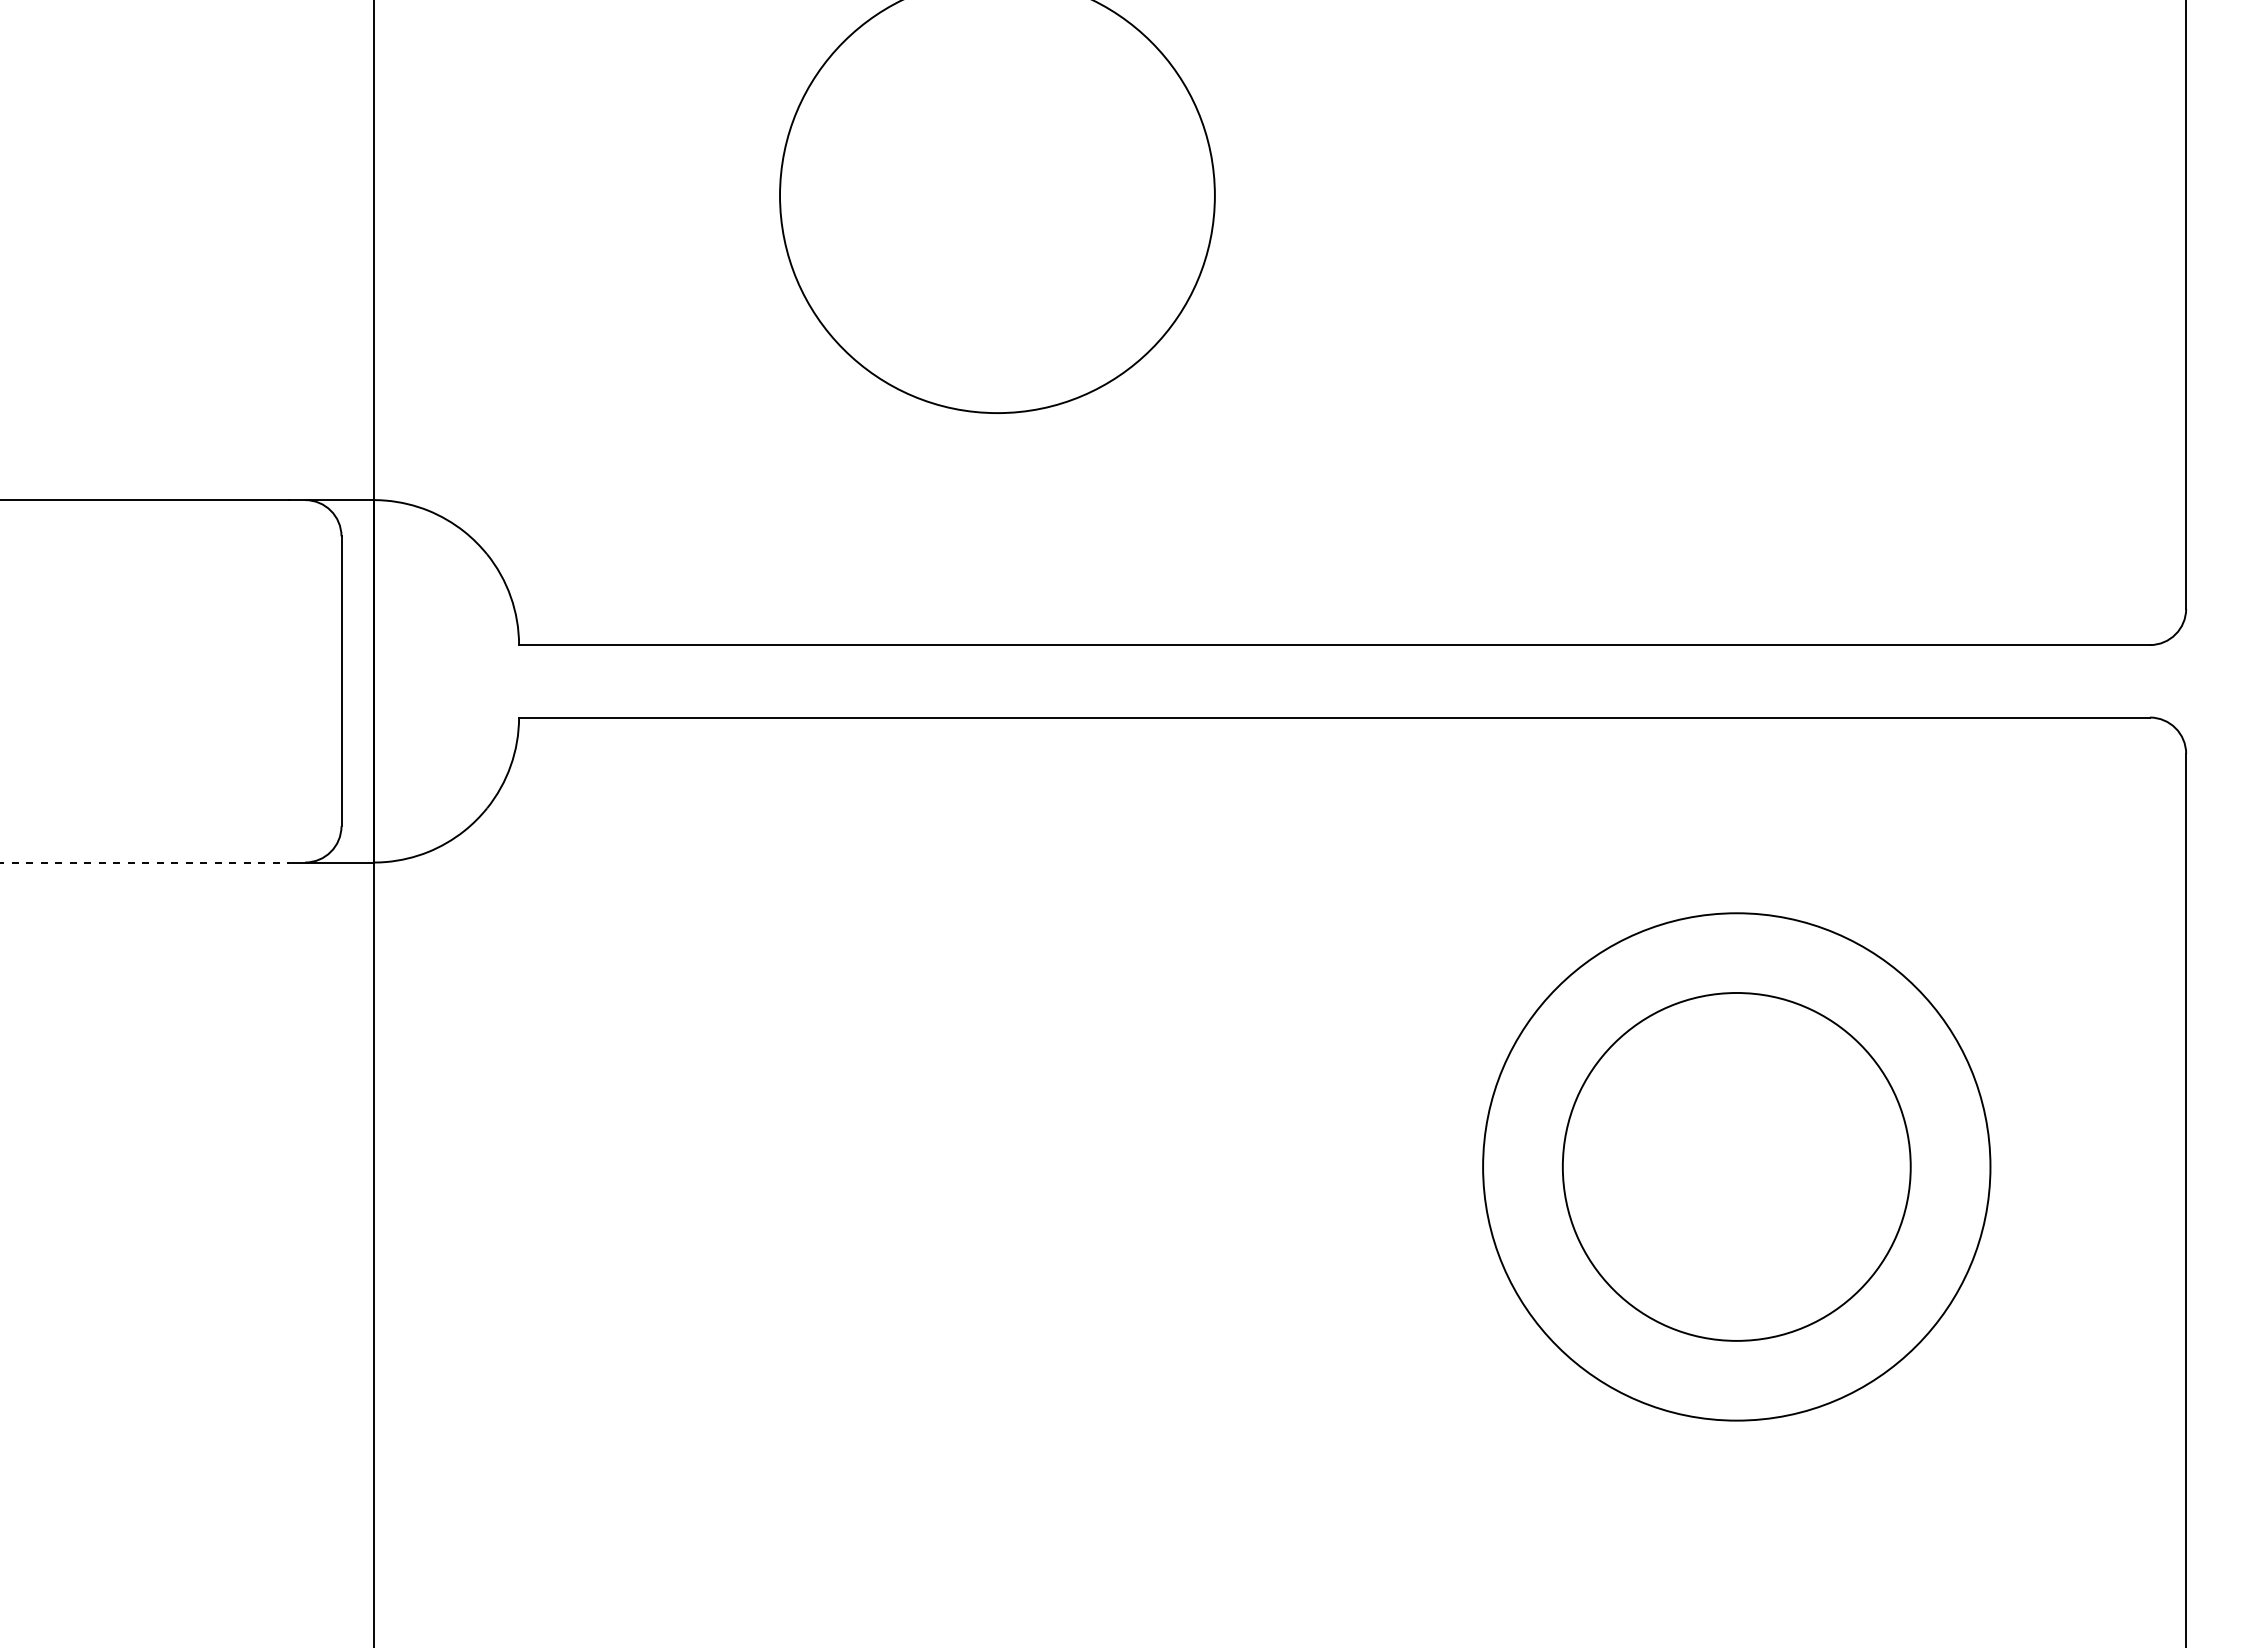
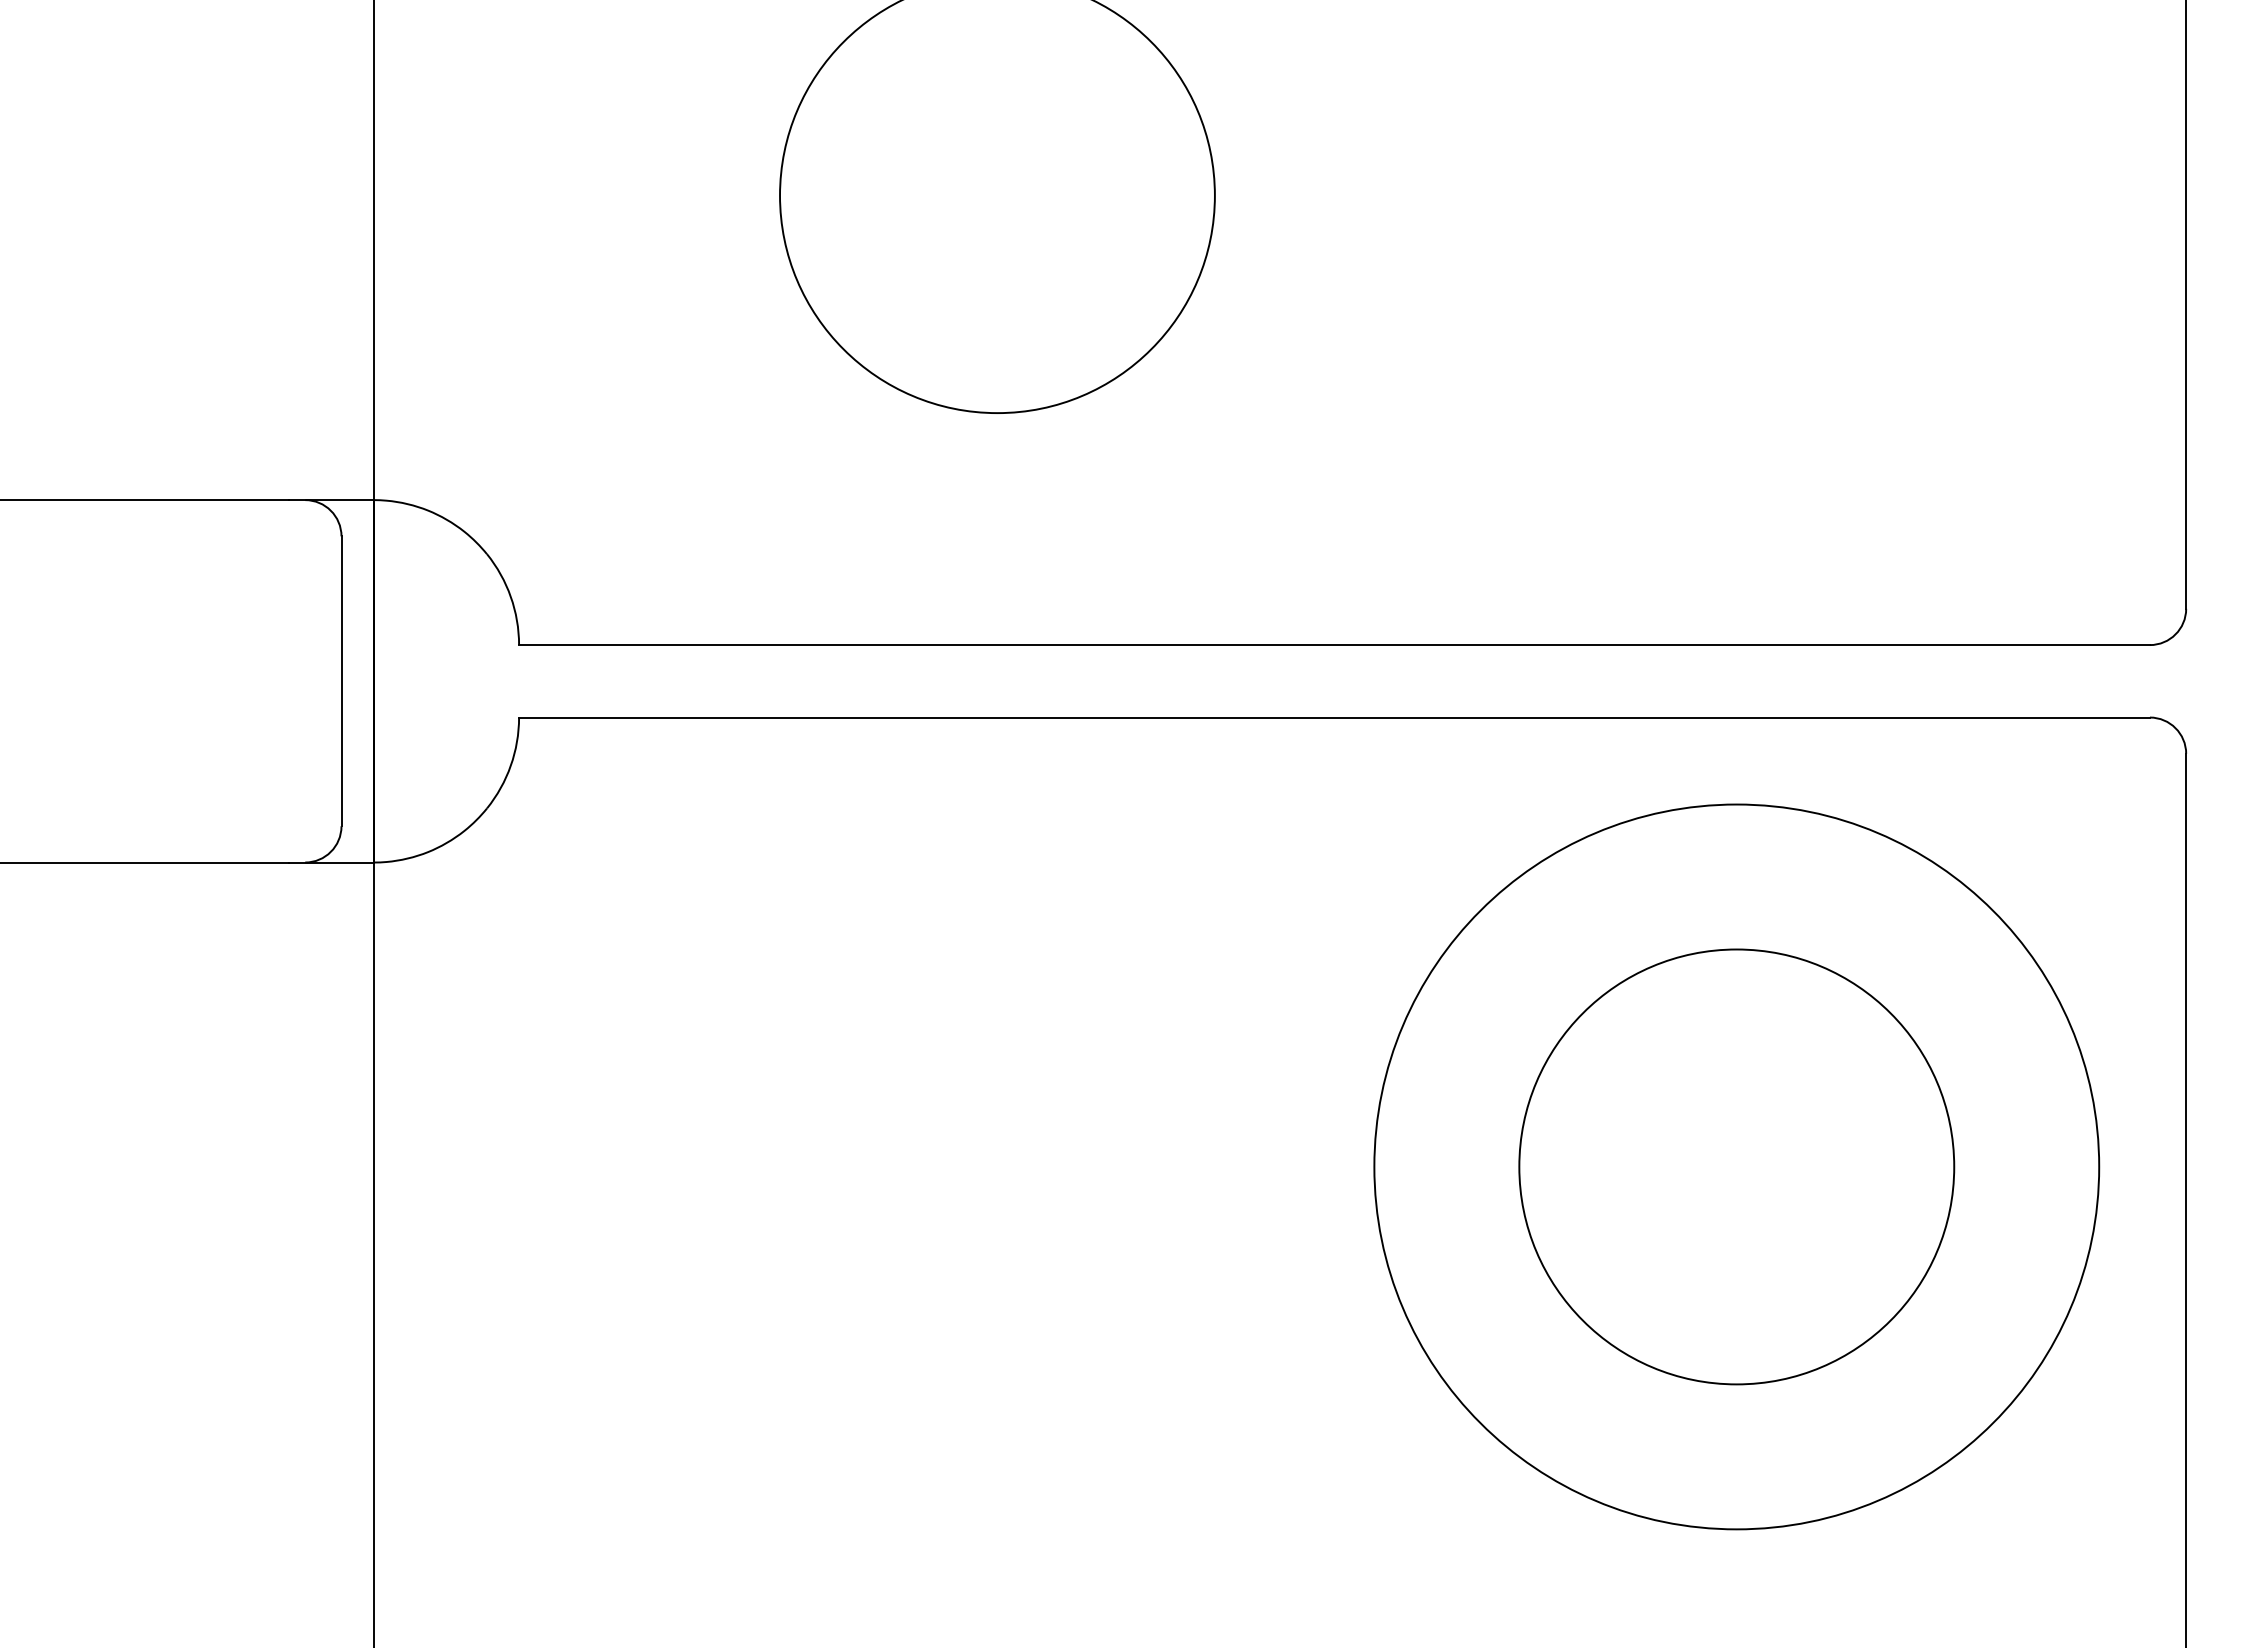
line: dashed -> solid (144, 862)
circle diameter: 348 px -> 435 px (1736, 1166)
circle diameter: 507 px -> 725 px (1736, 1166)
